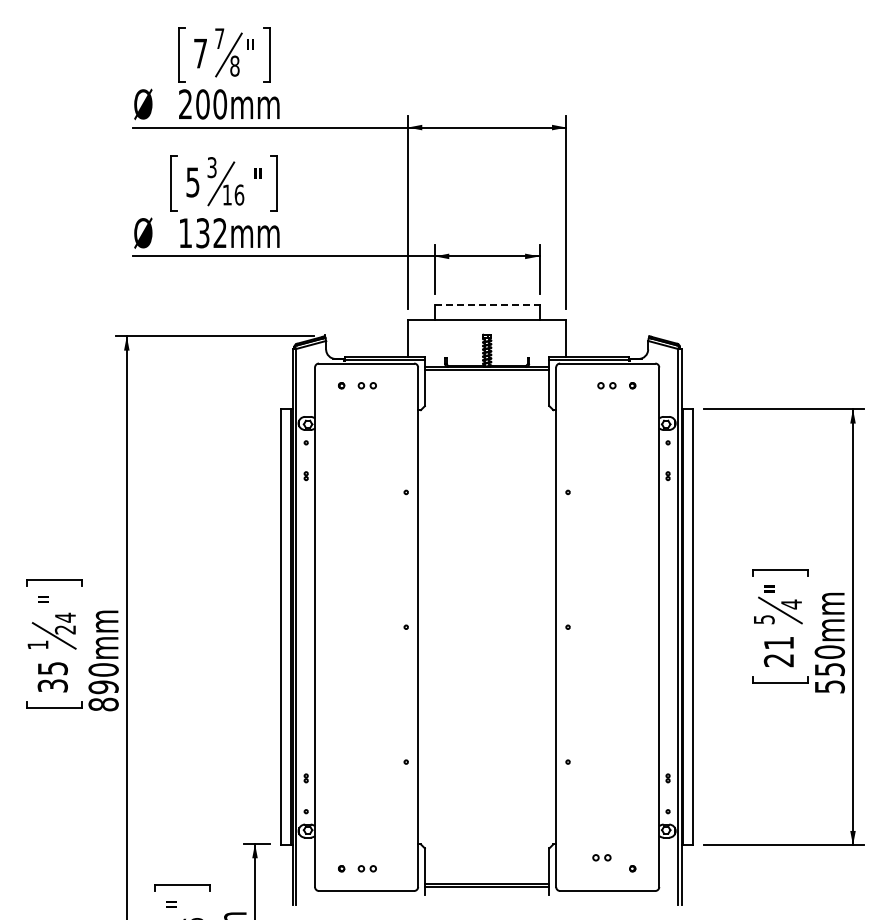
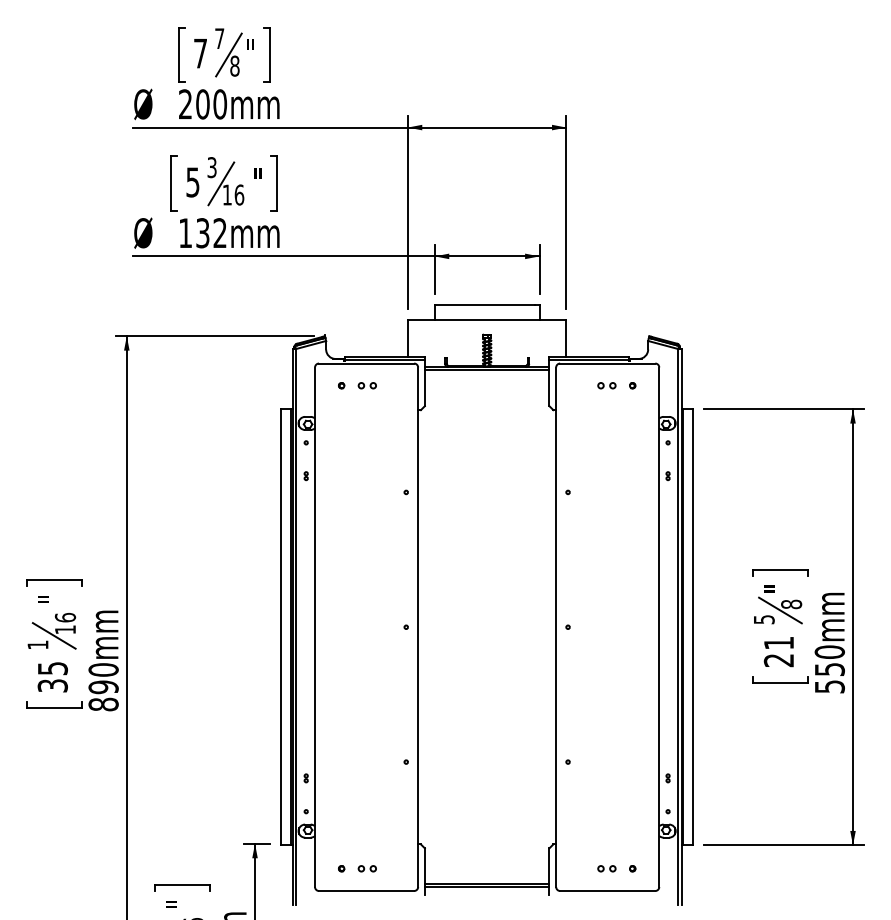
line: dashed -> solid (485, 305)
text: 4 -> 8 (791, 604)
text: 24 -> 16 (65, 623)
part position: (601, 857) -> (606, 868) (606, 868)
